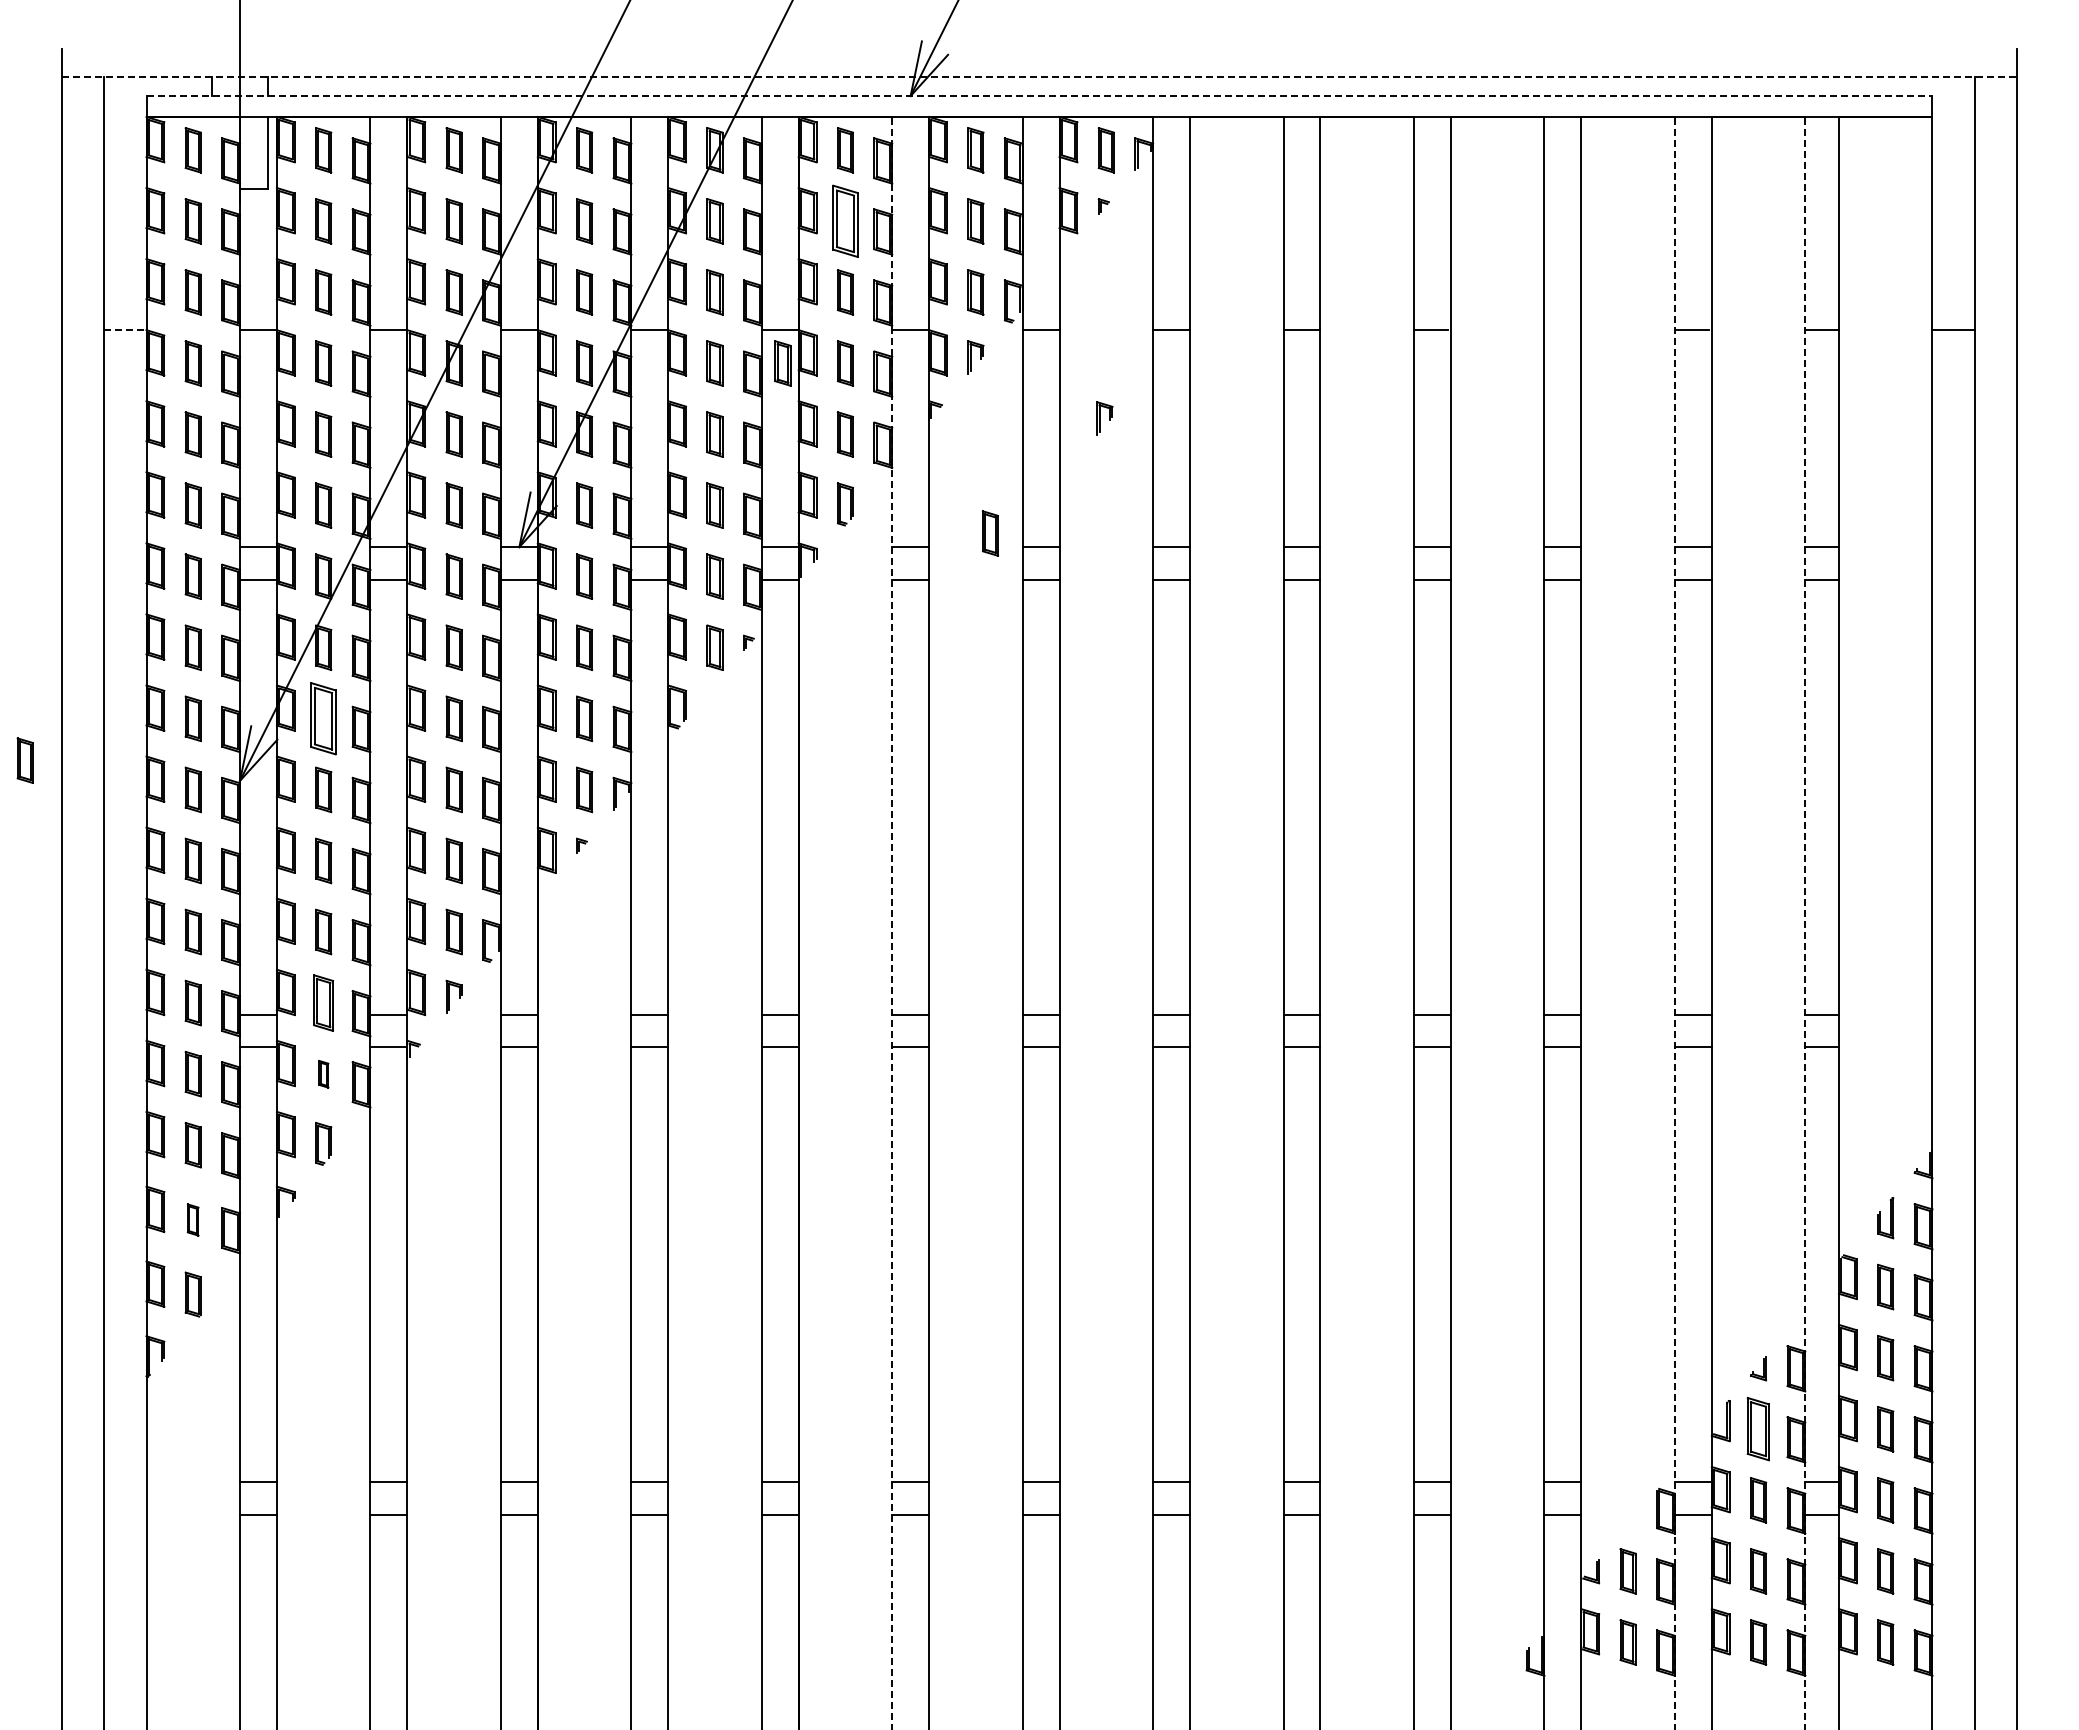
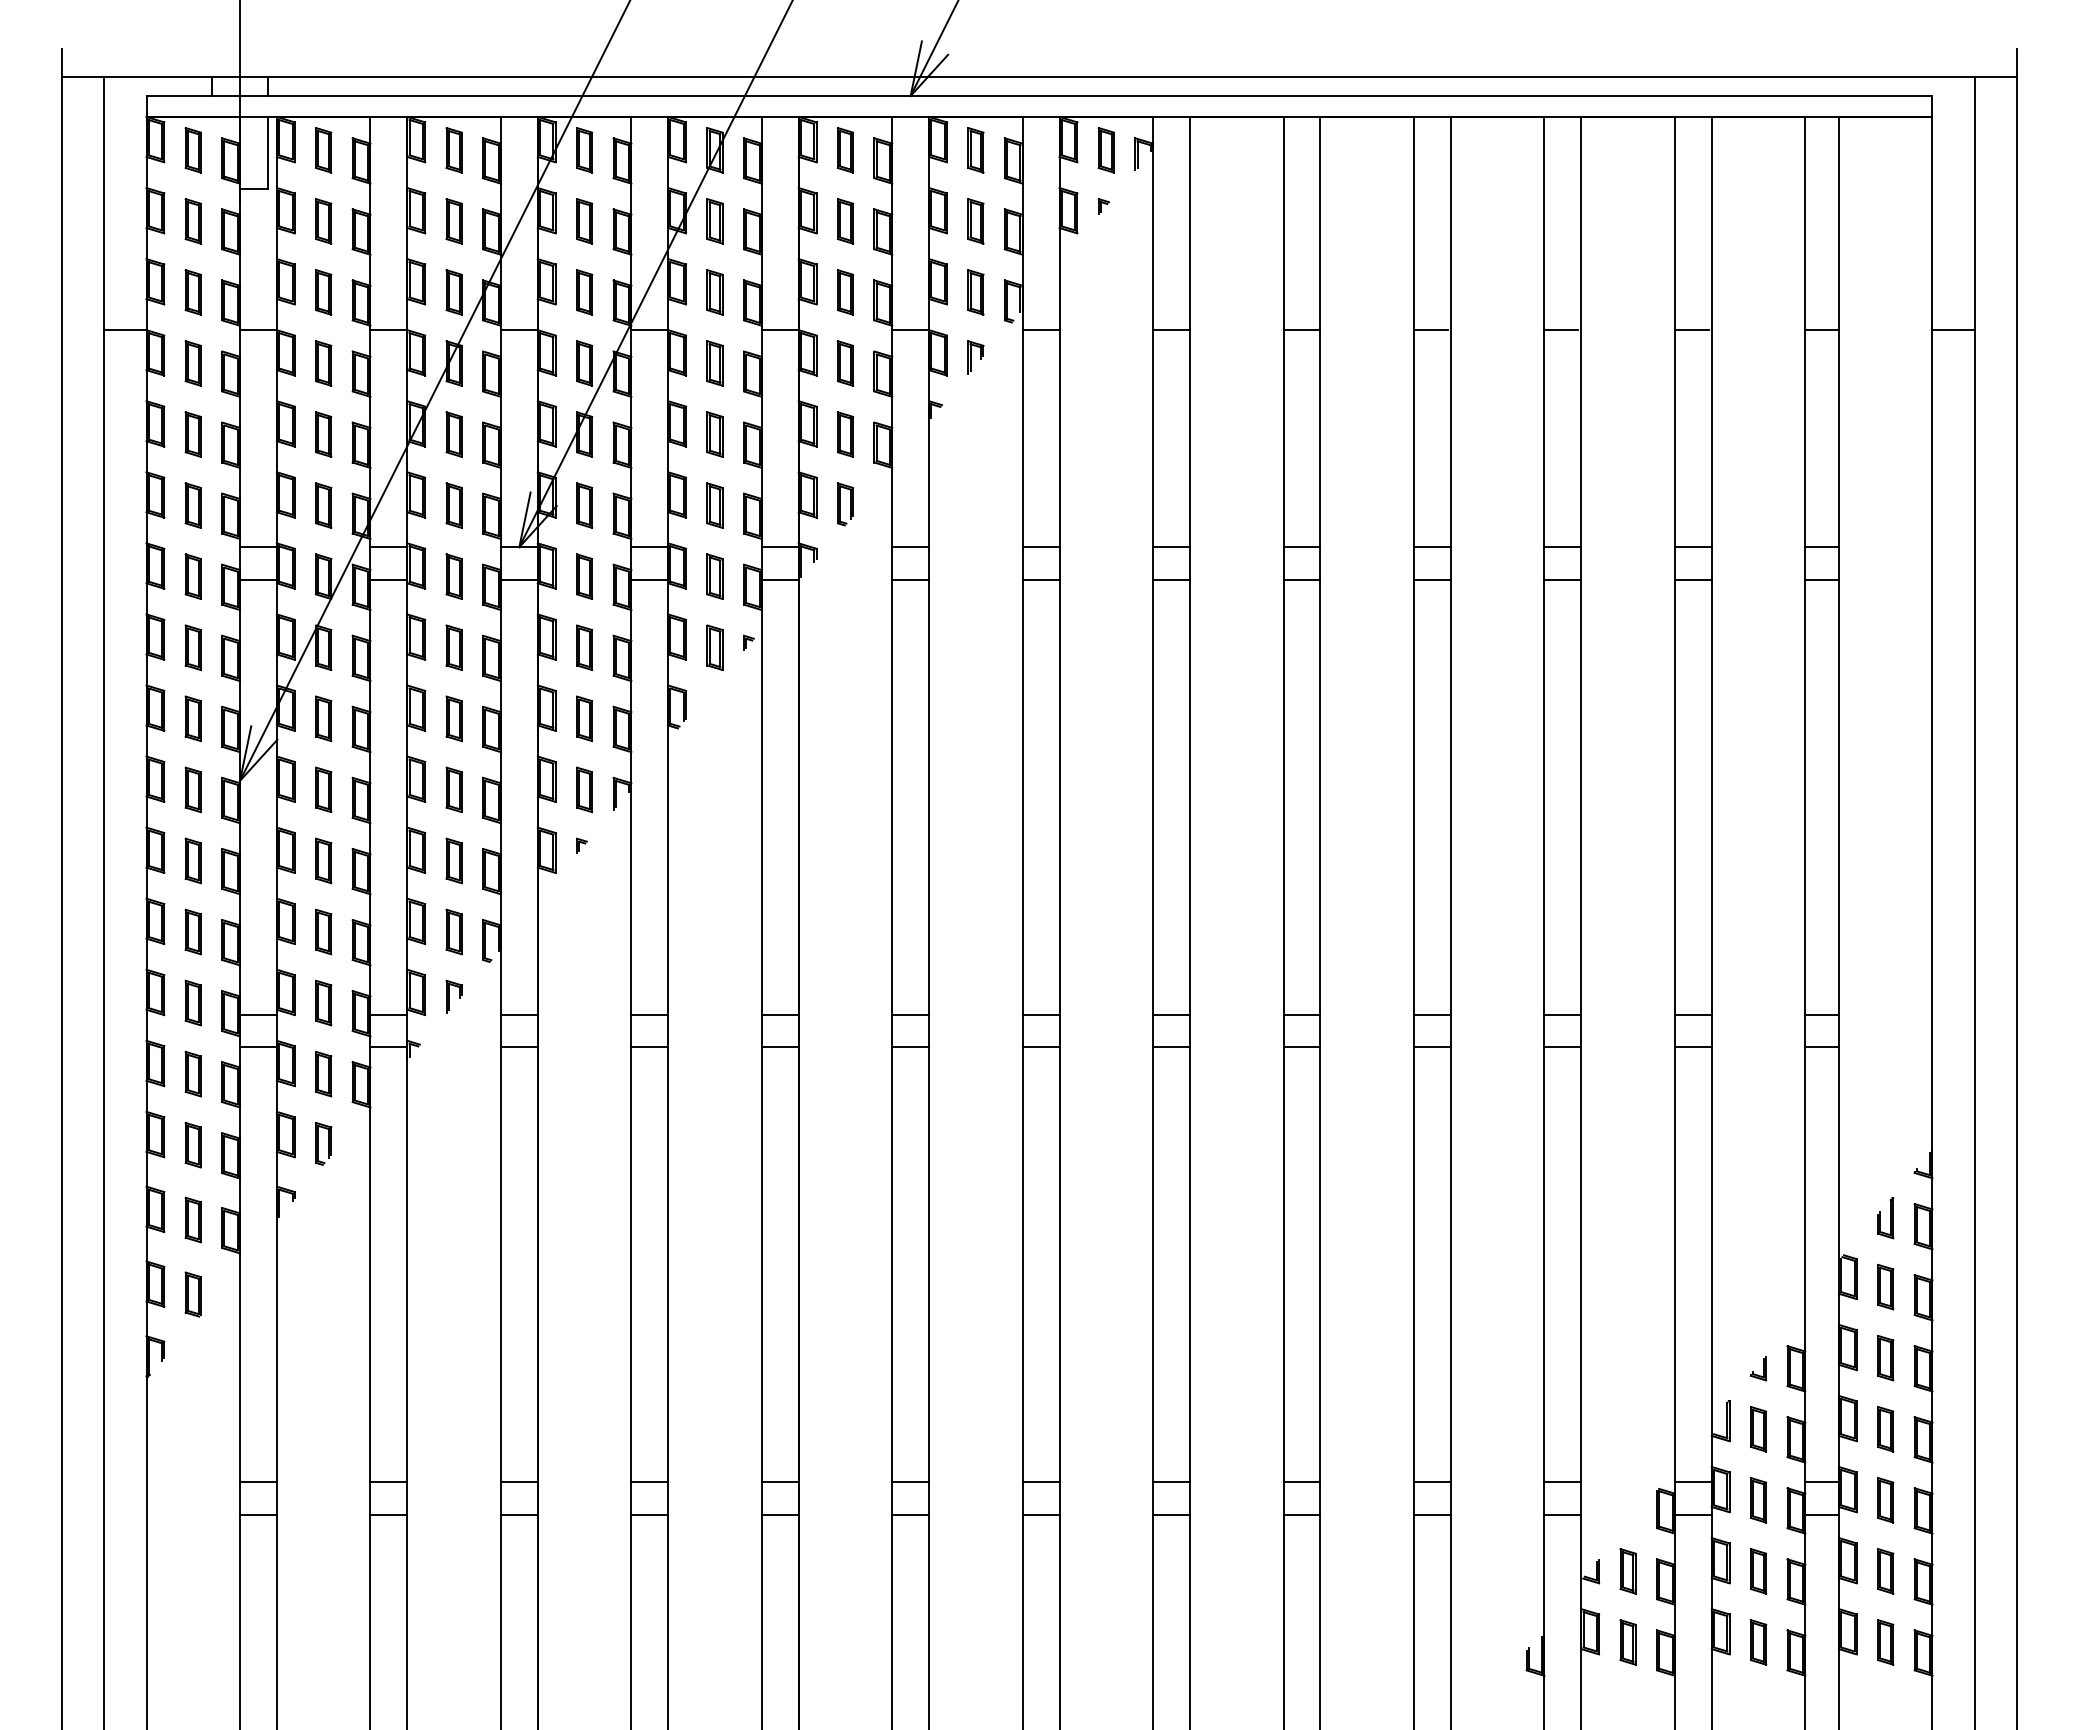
line: dashed -> solid (1039, 77)
line: dashed -> solid (1039, 95)
part size: 27x74 px -> 17x47 px (845, 221)
line: dashed -> solid (125, 329)
line: none -> present (1561, 329)
part: present -> none (782, 363)
part: present -> none (1104, 418)
part: present -> none (990, 533)
part size: 27x74 px -> 18x48 px (323, 718)
part: present -> none (24, 760)
line: dashed -> solid (892, 922)
line: dashed -> solid (1674, 922)
line: dashed -> solid (1805, 922)
part size: 22x58 px -> 18x48 px (323, 1002)
part size: 12x29 px -> 18x47 px (323, 1074)
part size: 14x34 px -> 18x48 px (192, 1219)
part size: 24x65 px -> 18x47 px (1758, 1429)
